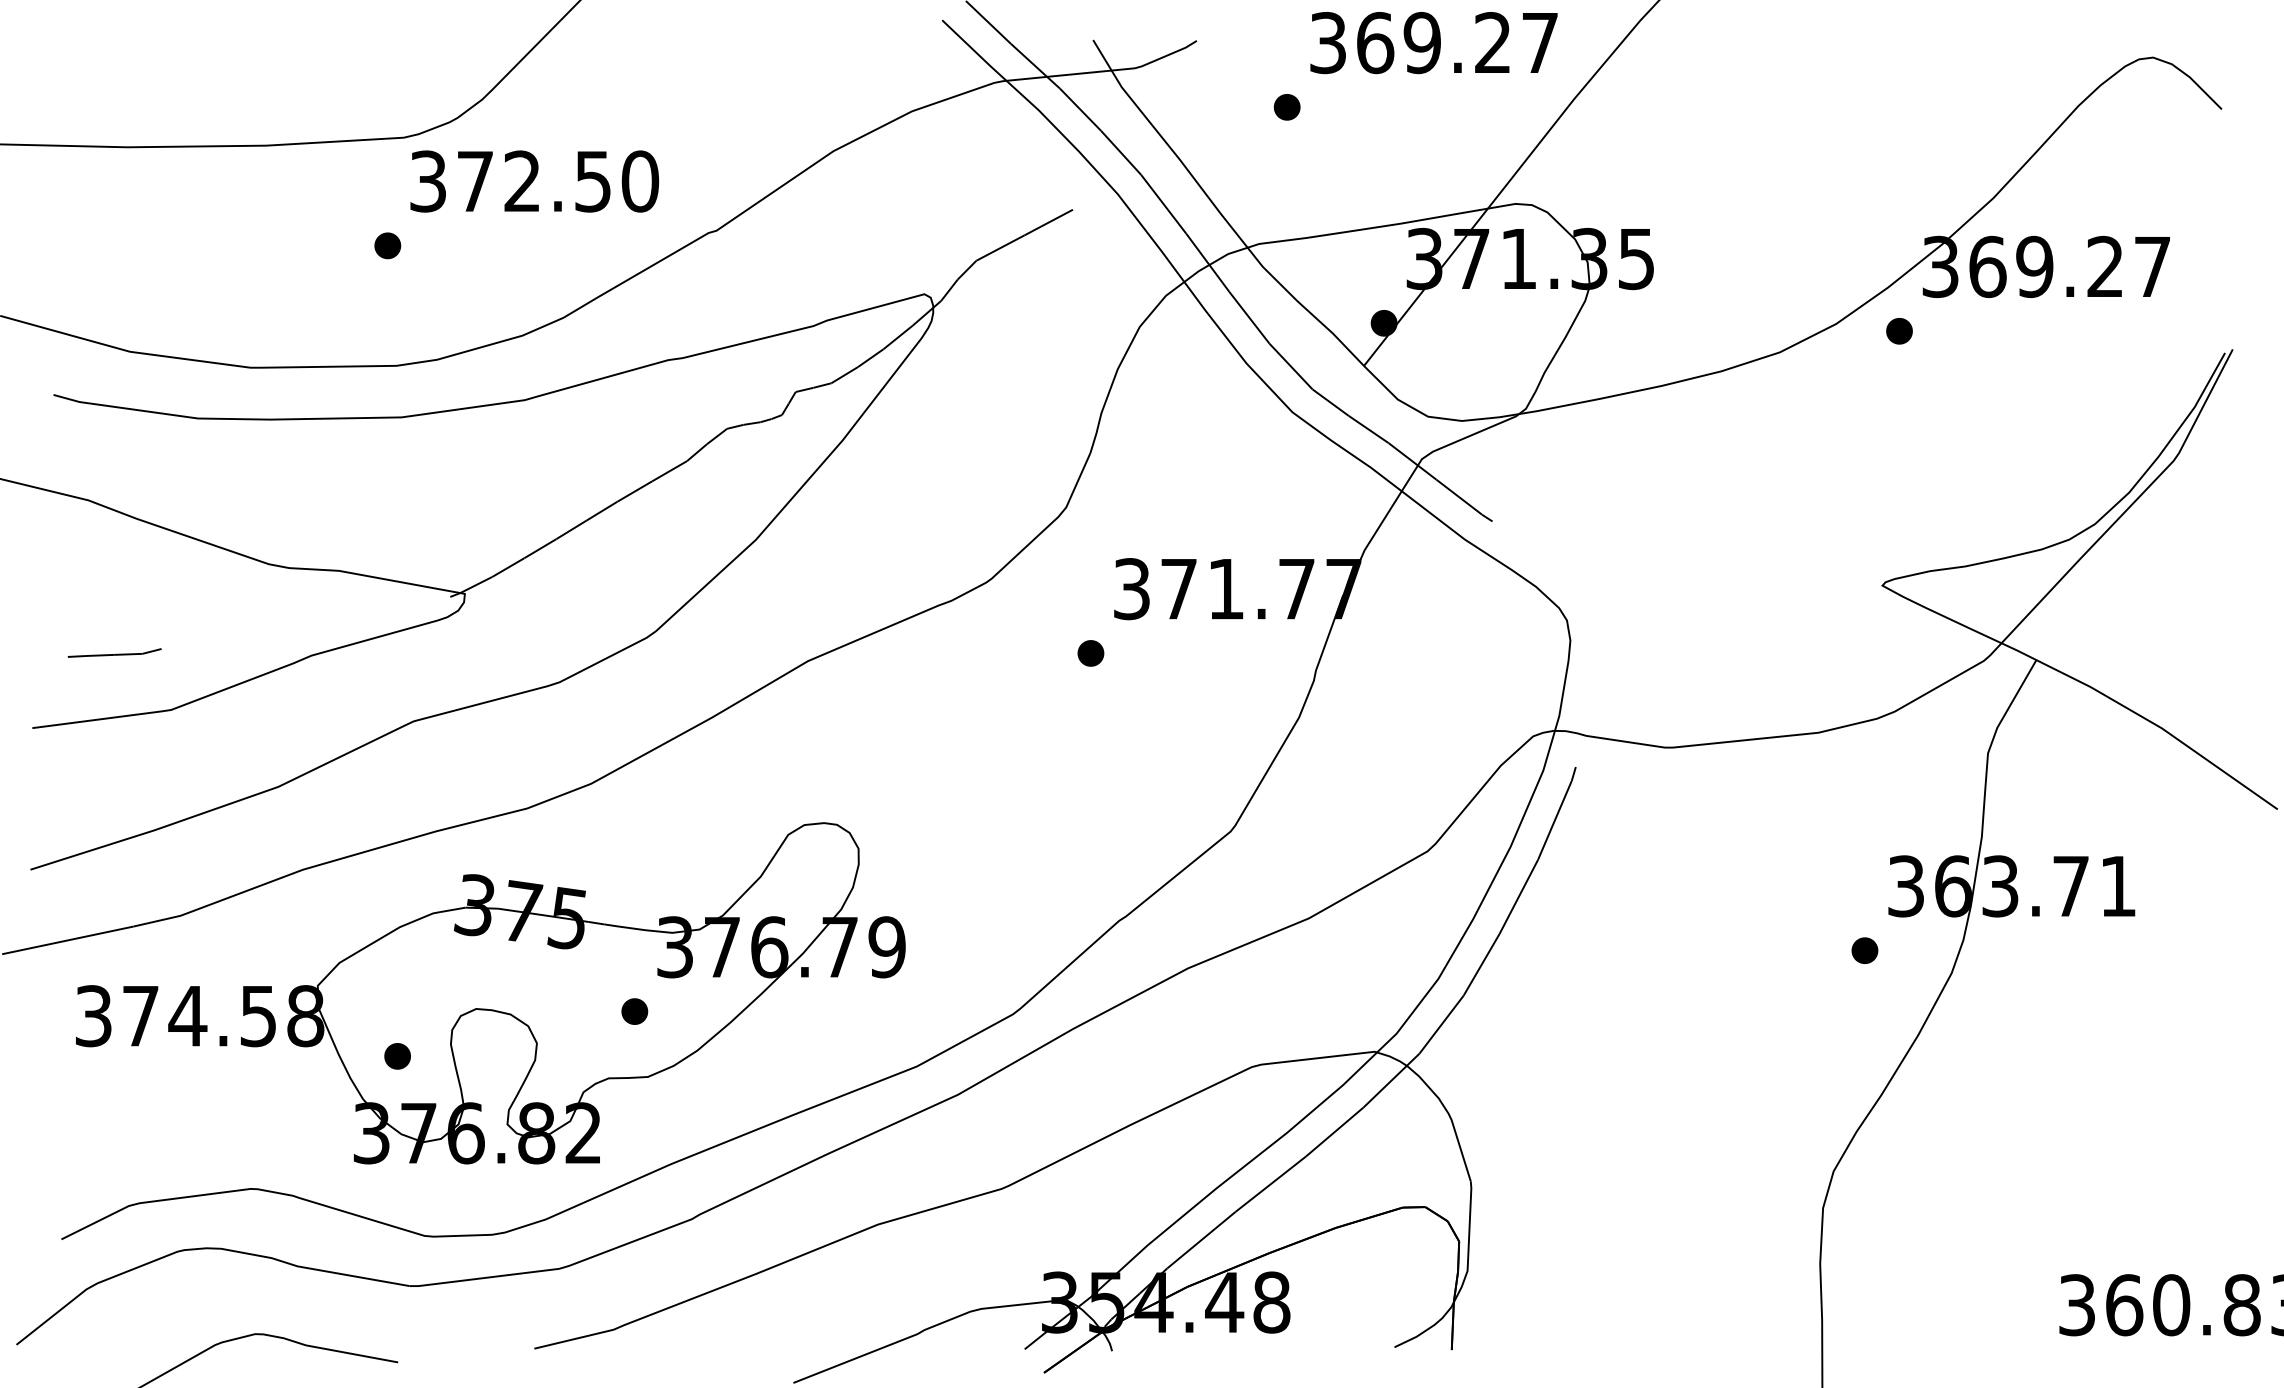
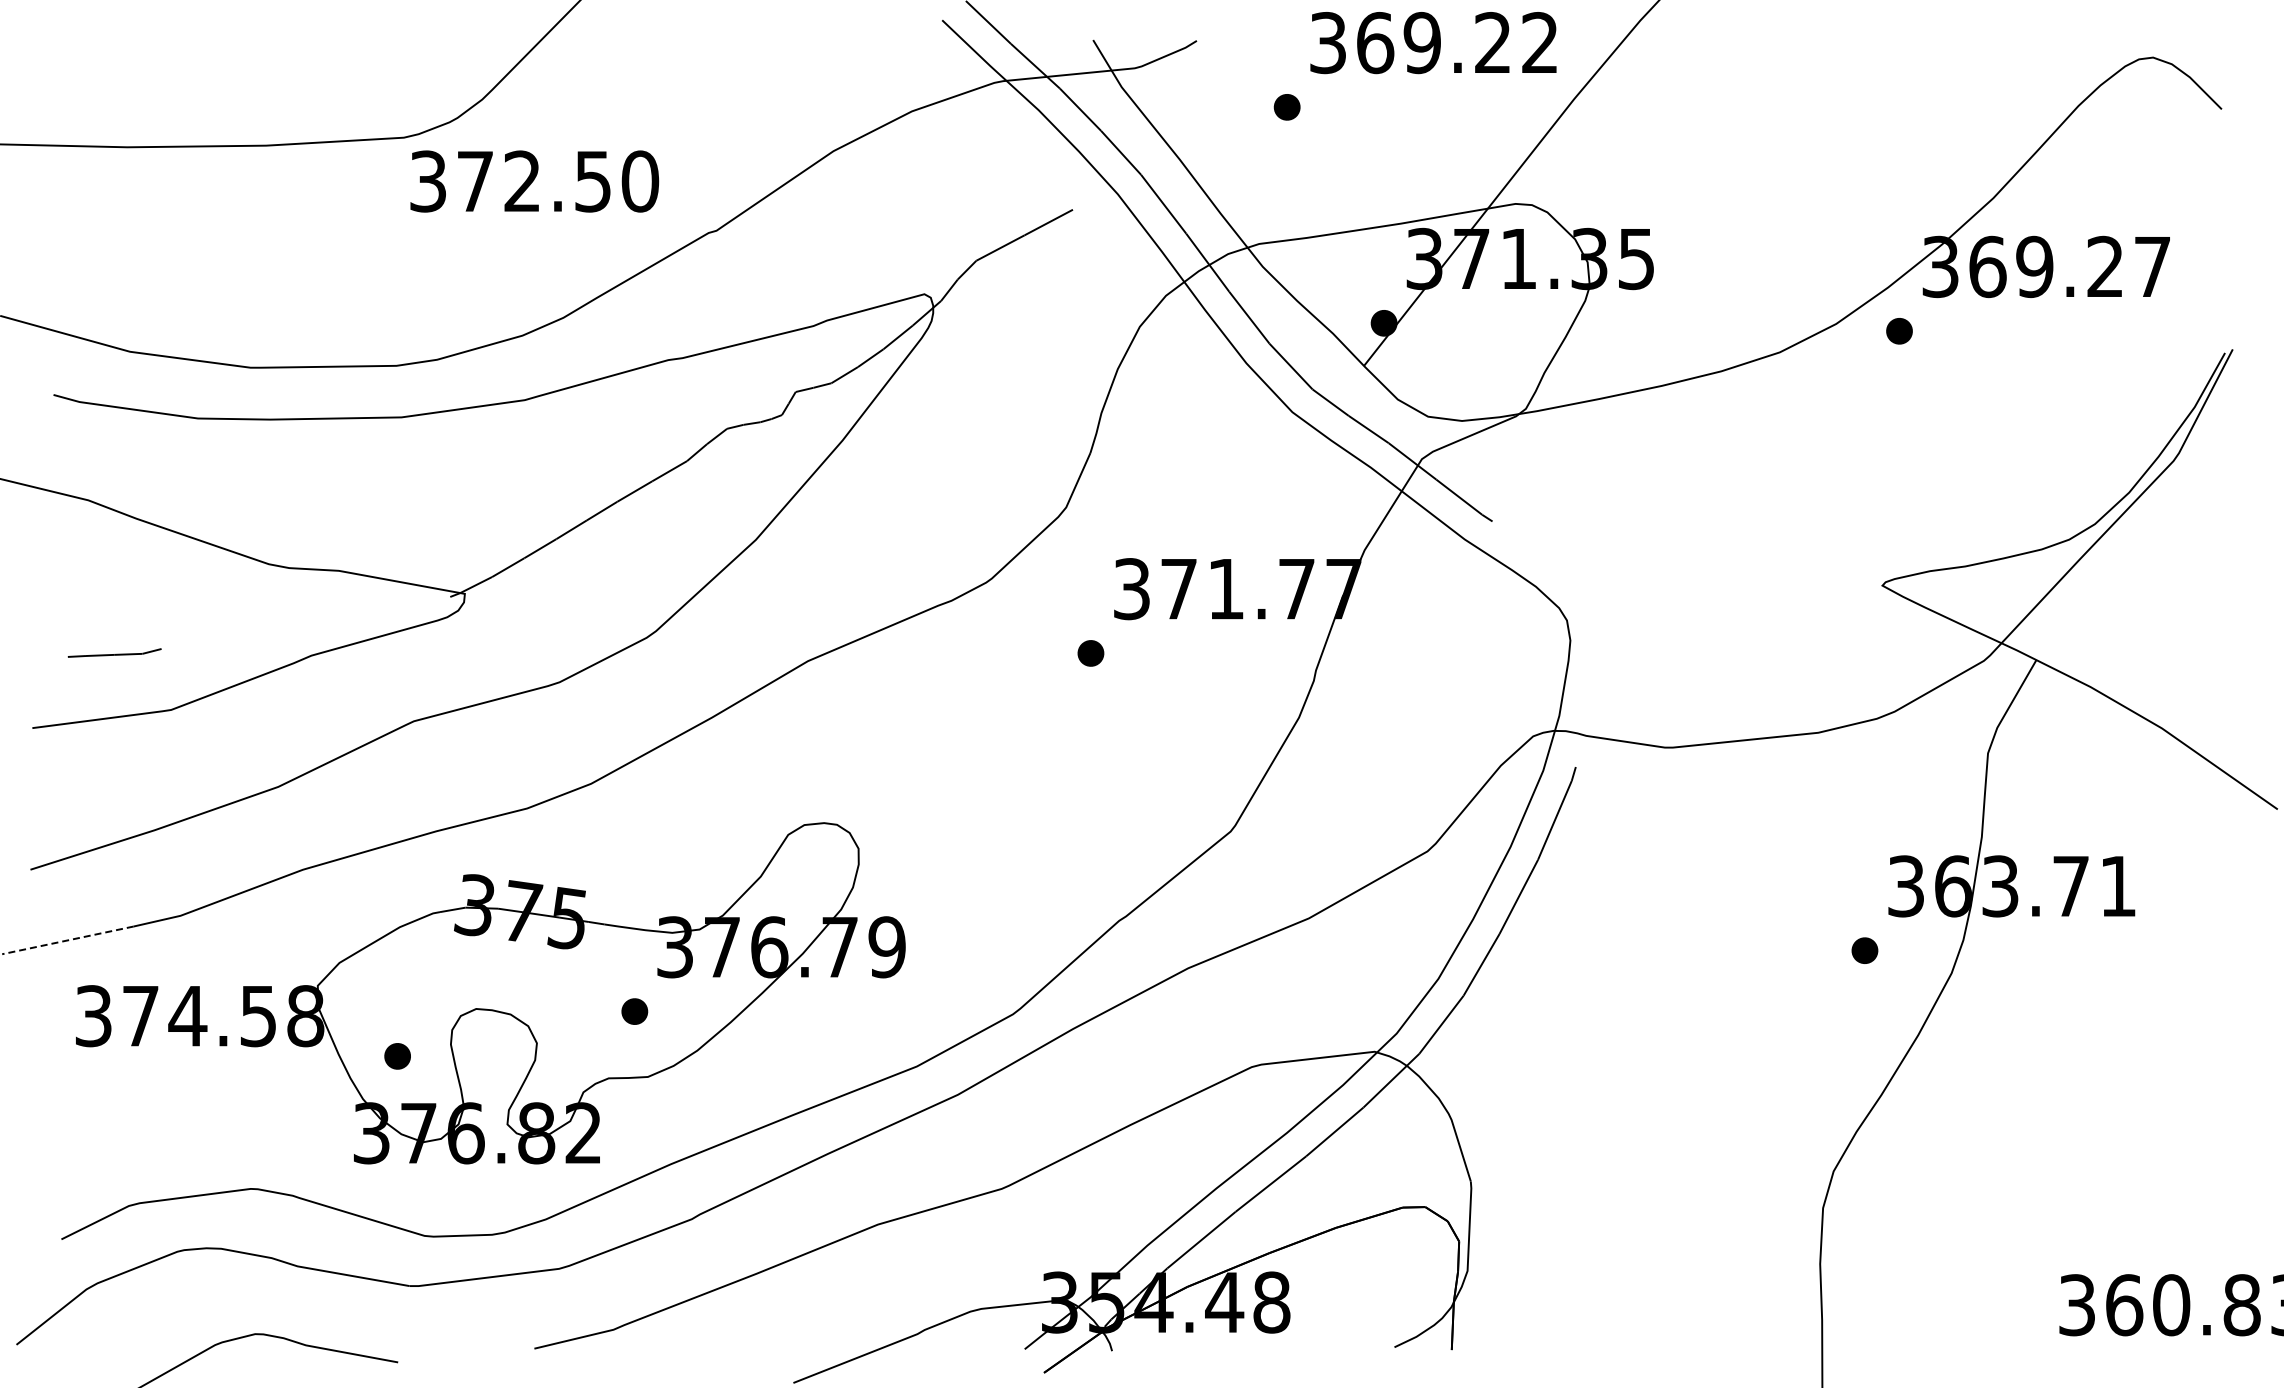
text: 369.27 -> 369.22 (1539, 42)
part: present -> none (387, 245)
line: solid -> dashed (67, 940)
